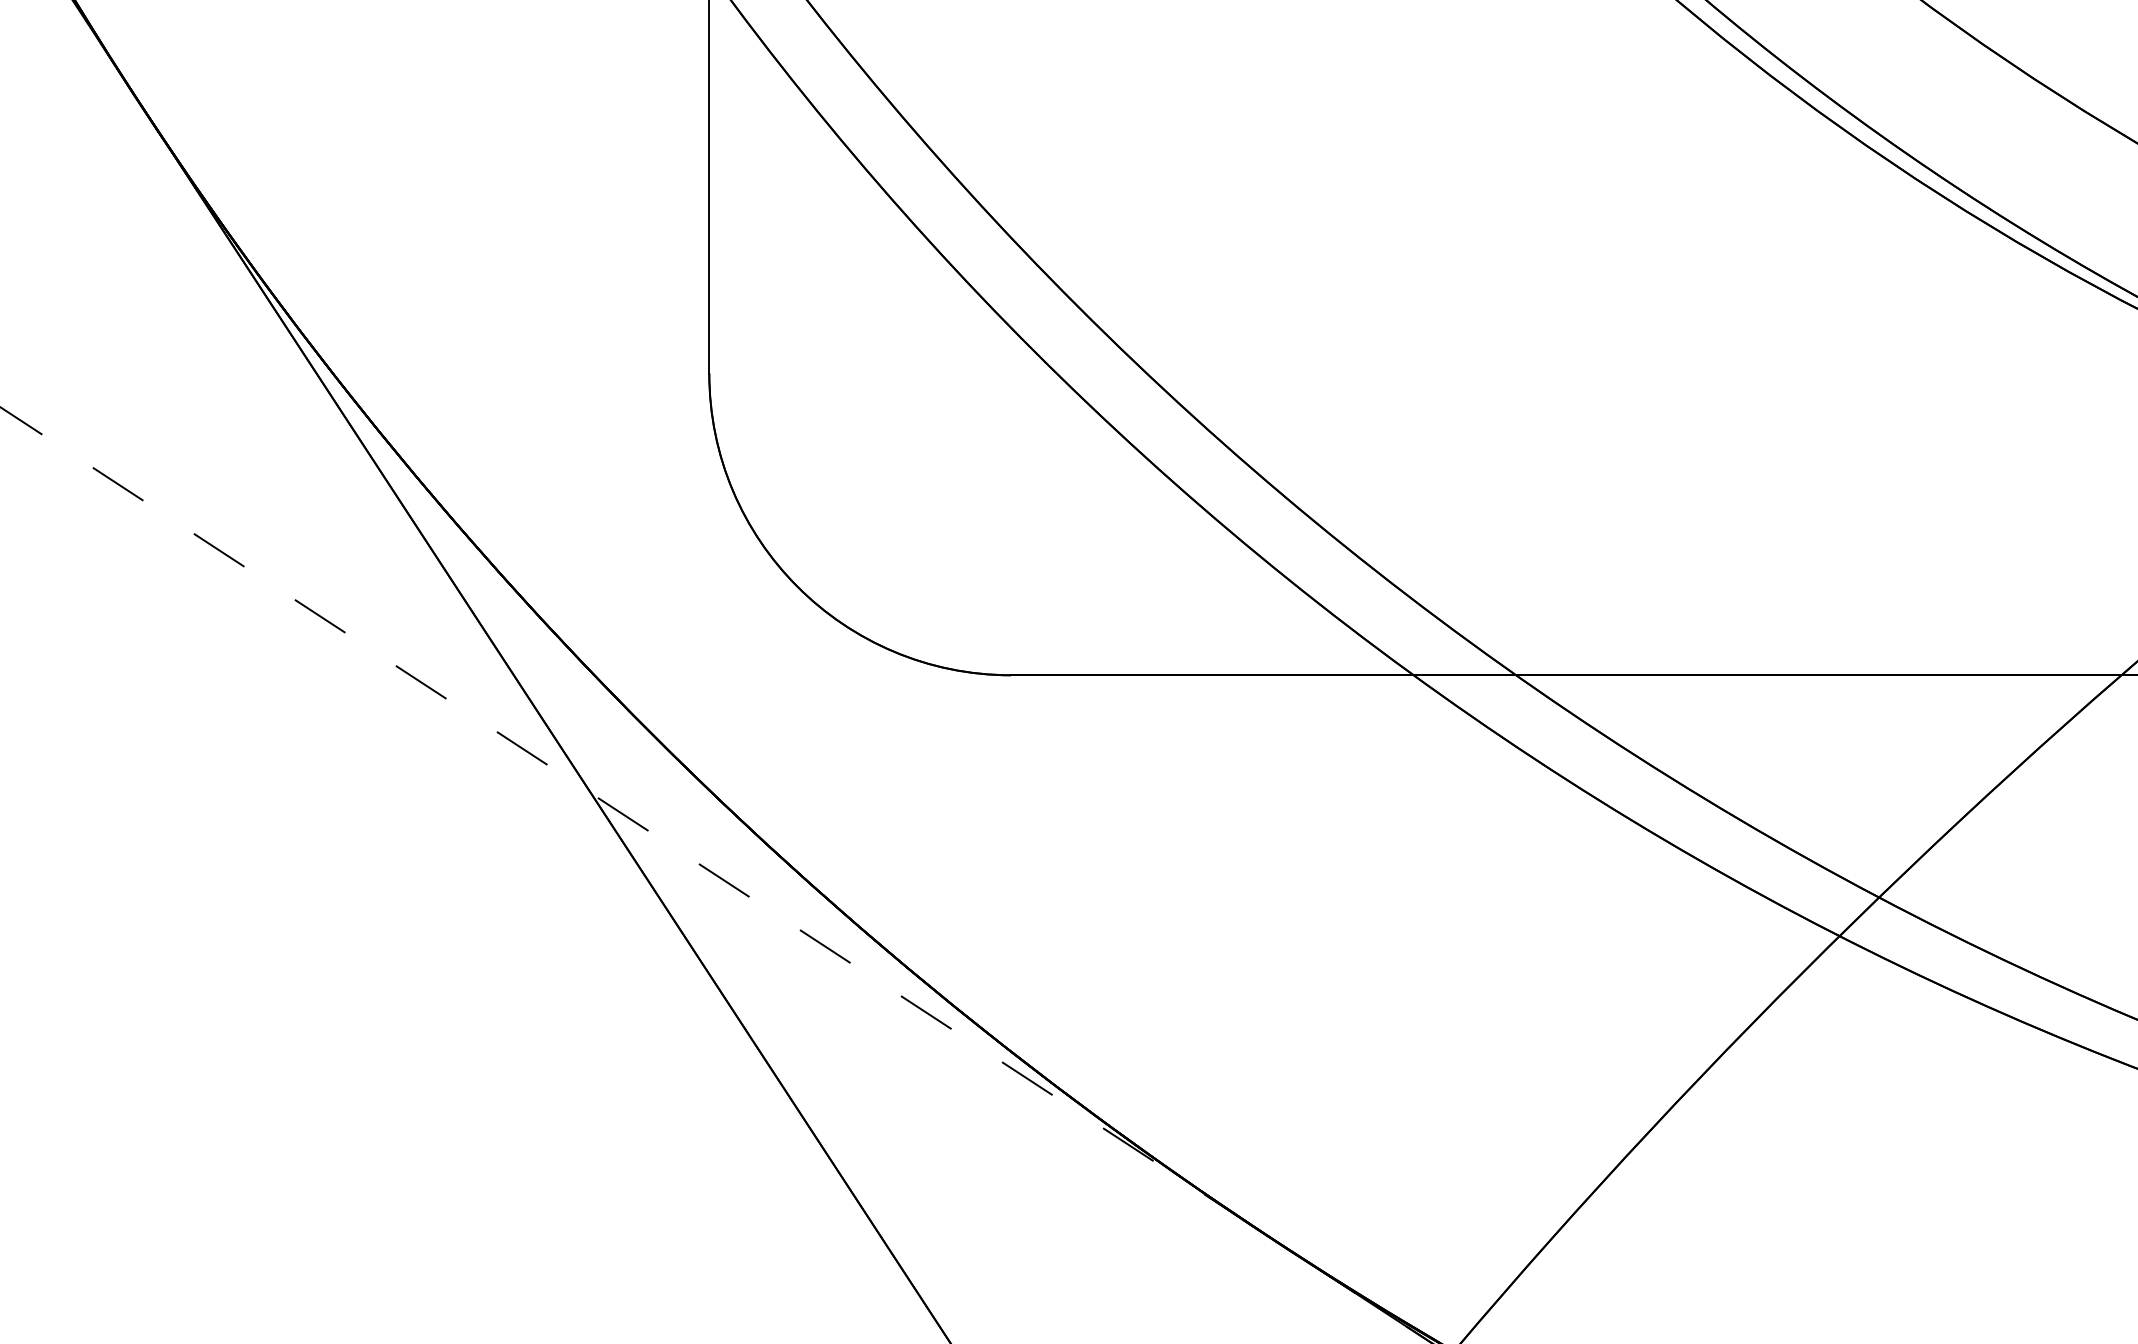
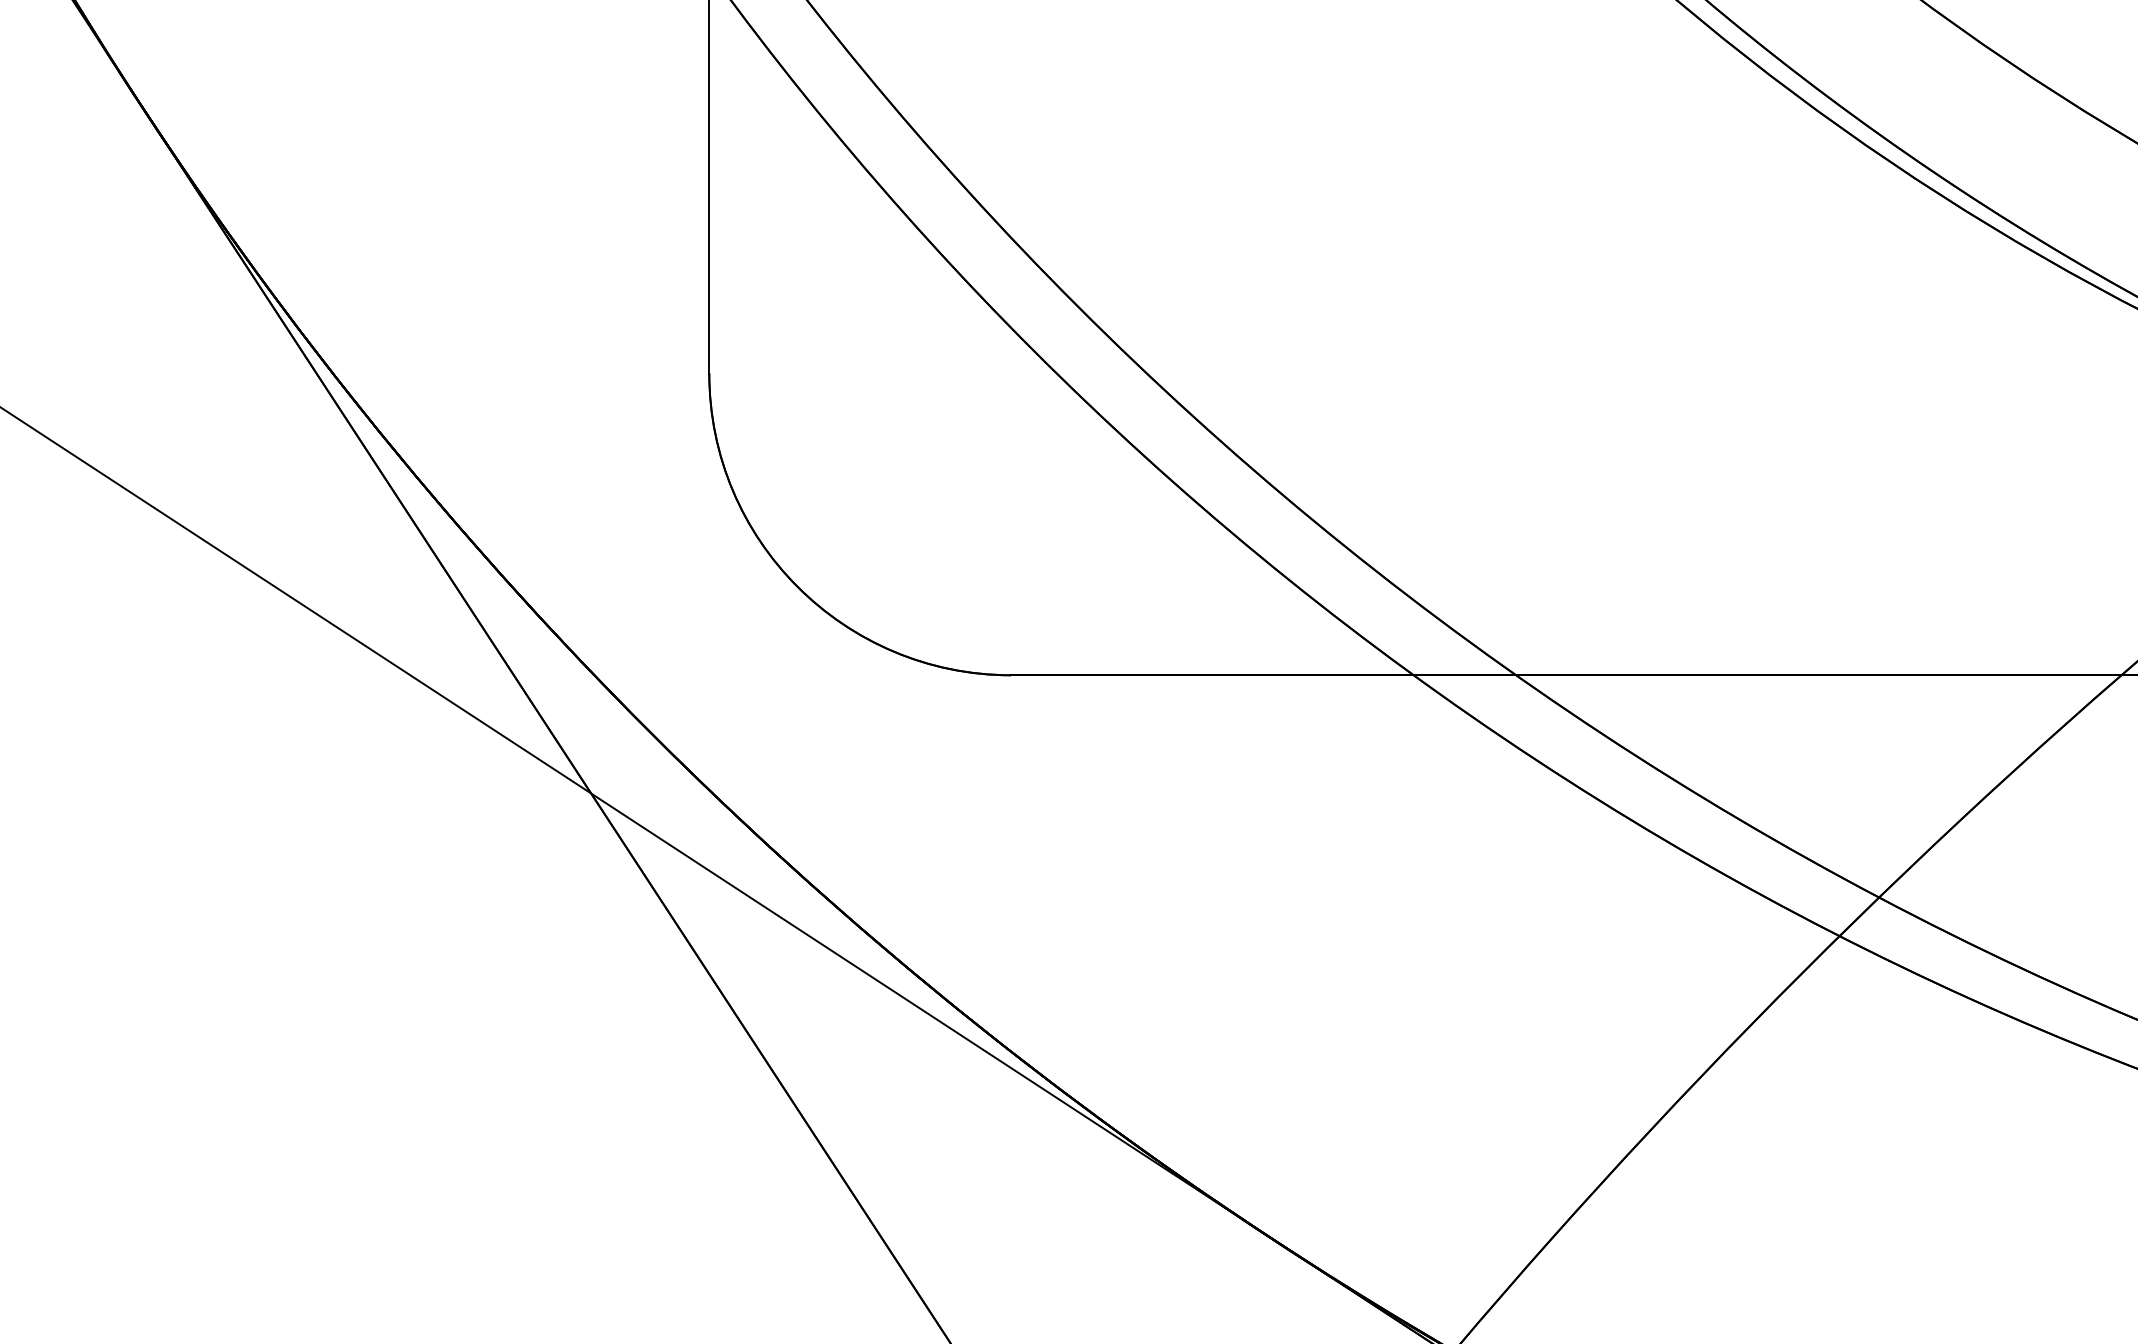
line: dashed -> solid (716, 875)
